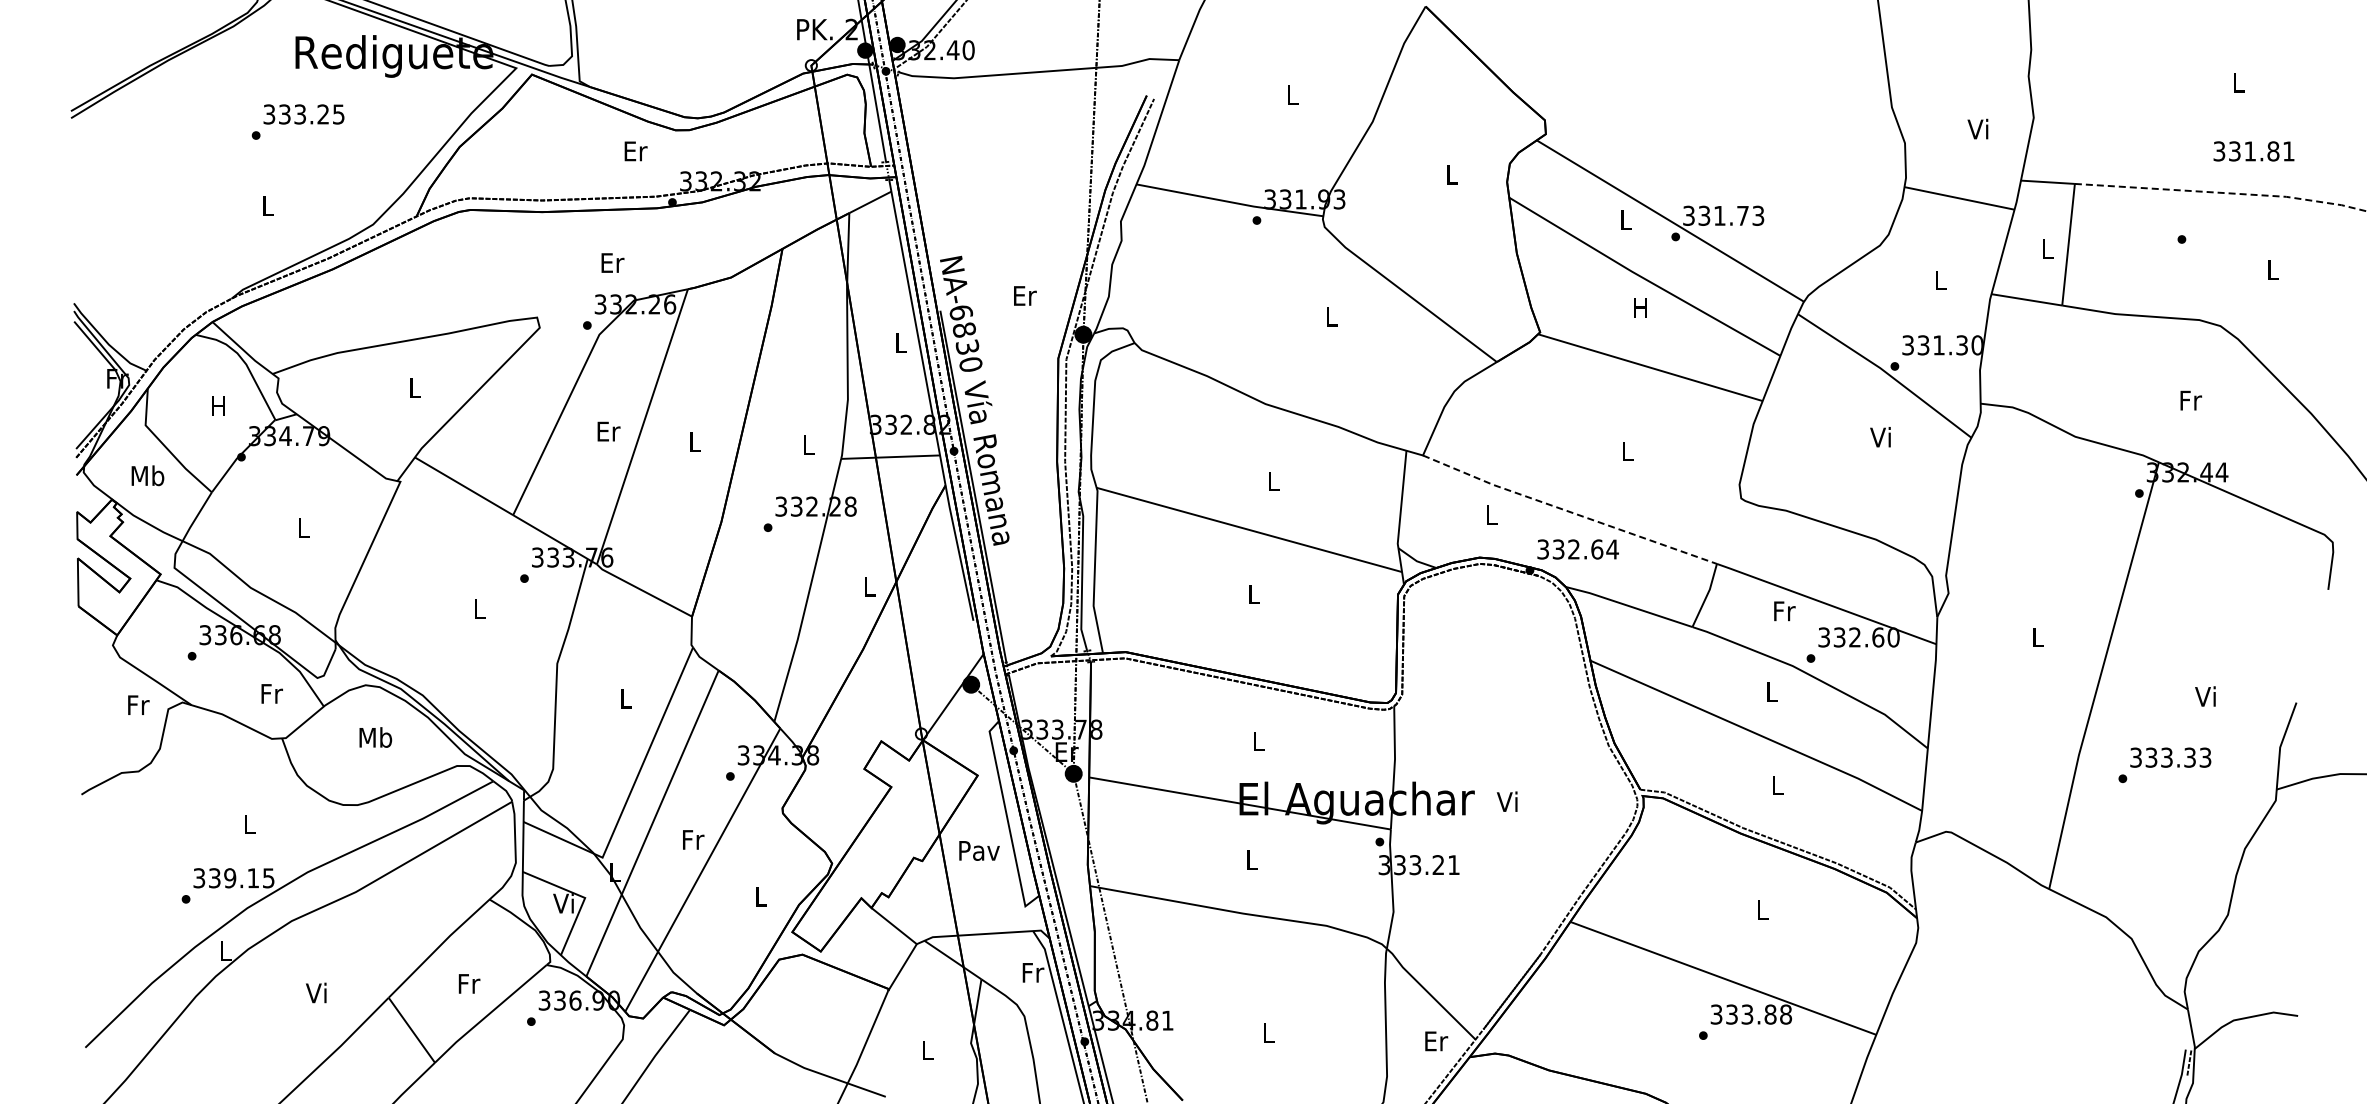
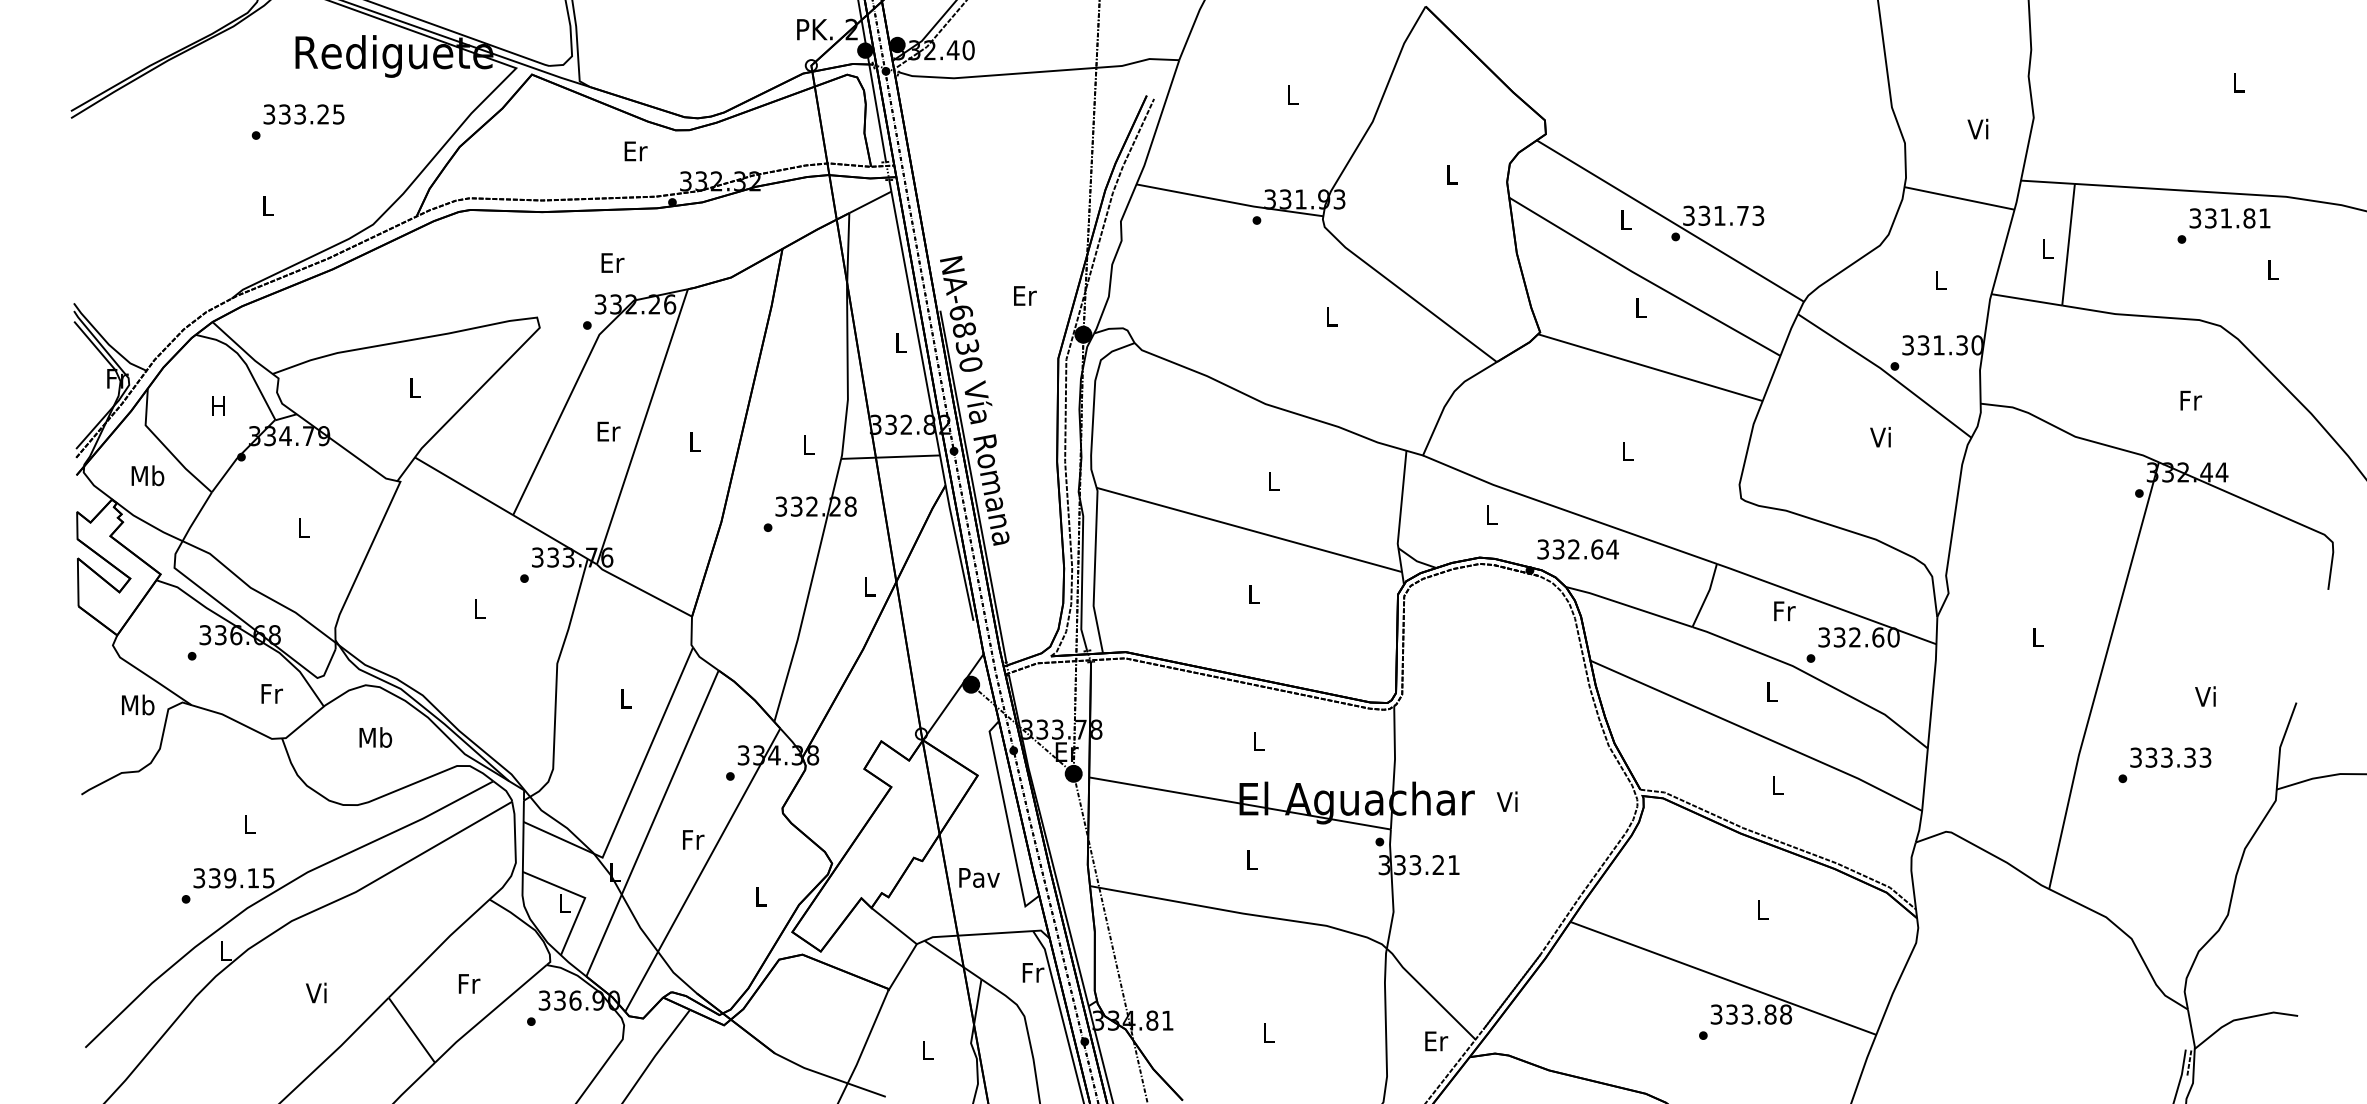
text position: (2253, 151) -> (2229, 218) (2229, 218)
line: dashed -> solid (2223, 193)
text: H -> L (1640, 307)
line: dashed -> solid (1568, 511)
text: Fr -> Mb (138, 704)
text position: (979, 850) -> (979, 877) (979, 877)
text: Vi -> L (563, 903)
